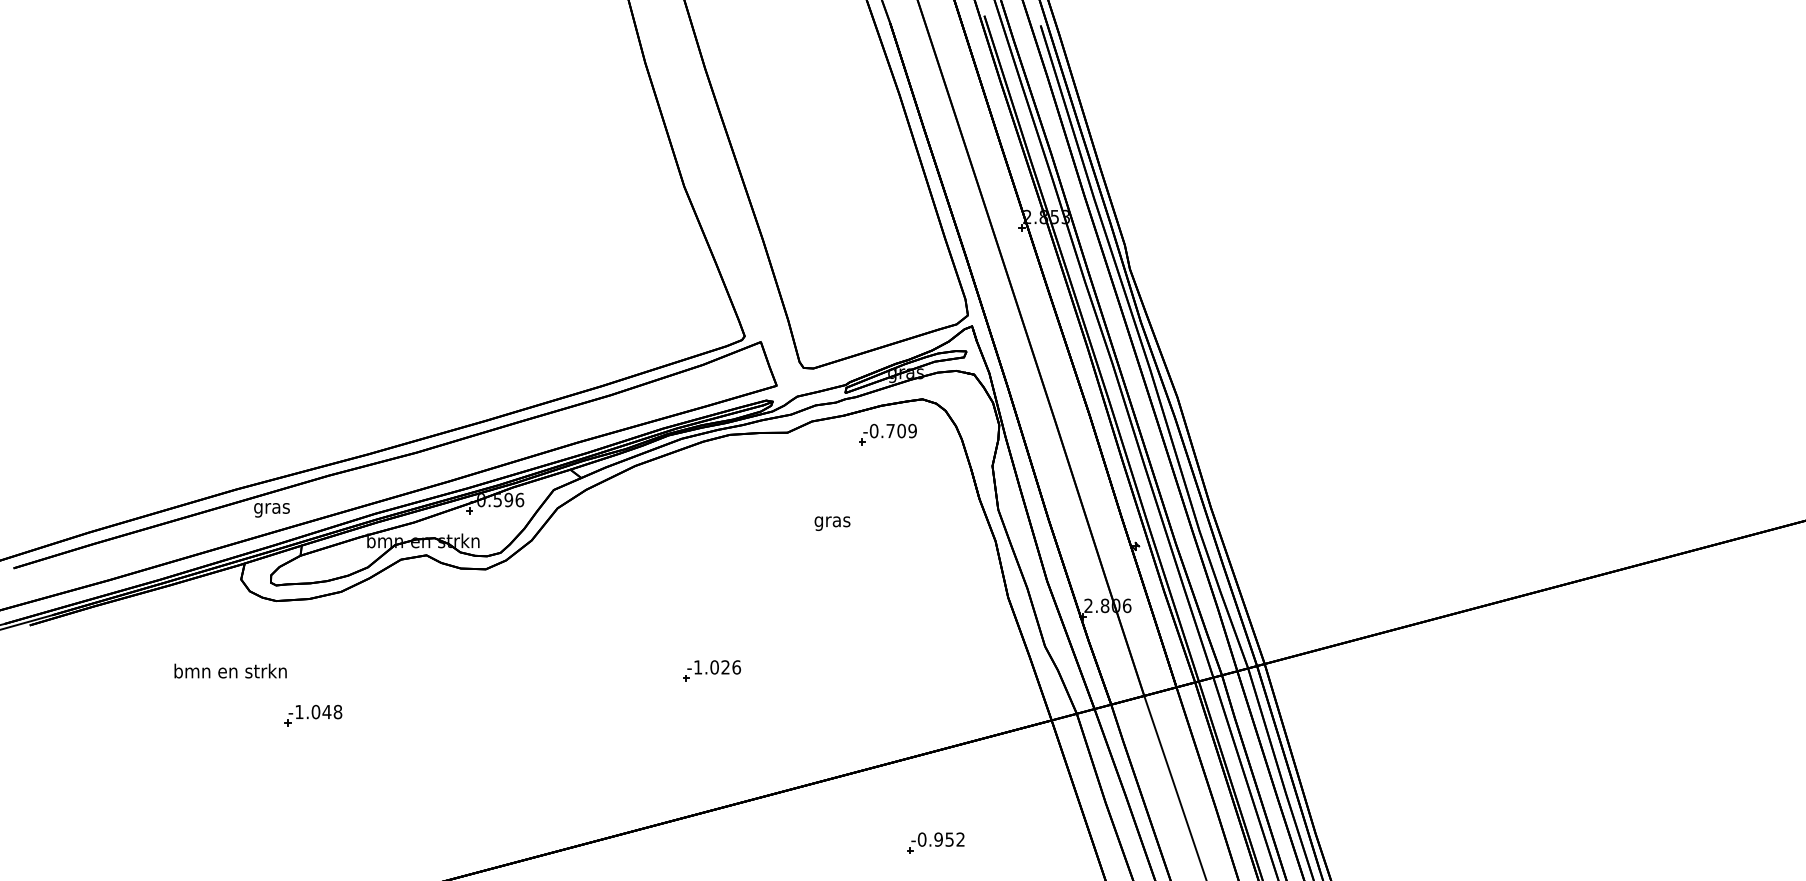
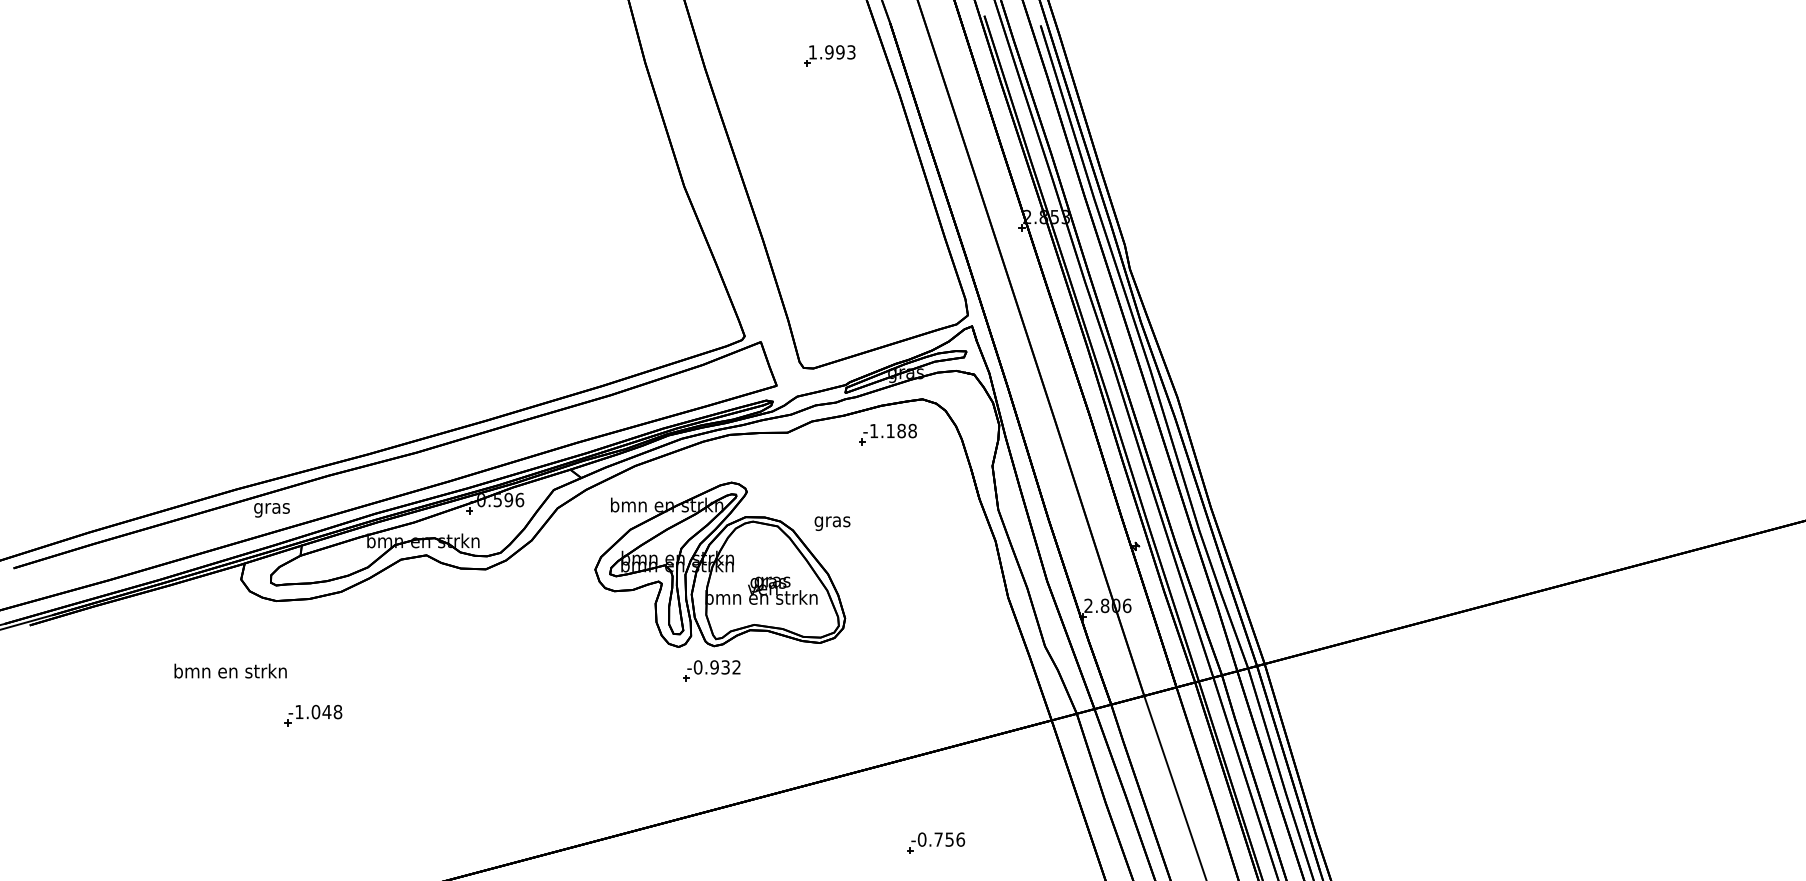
part: none -> present (829, 55)
text: -0.709 -> -1.188 (892, 430)
part: none -> present (720, 564)
text: -1.026 -> -0.932 (717, 667)
text: -0.952 -> -0.756 (949, 839)
